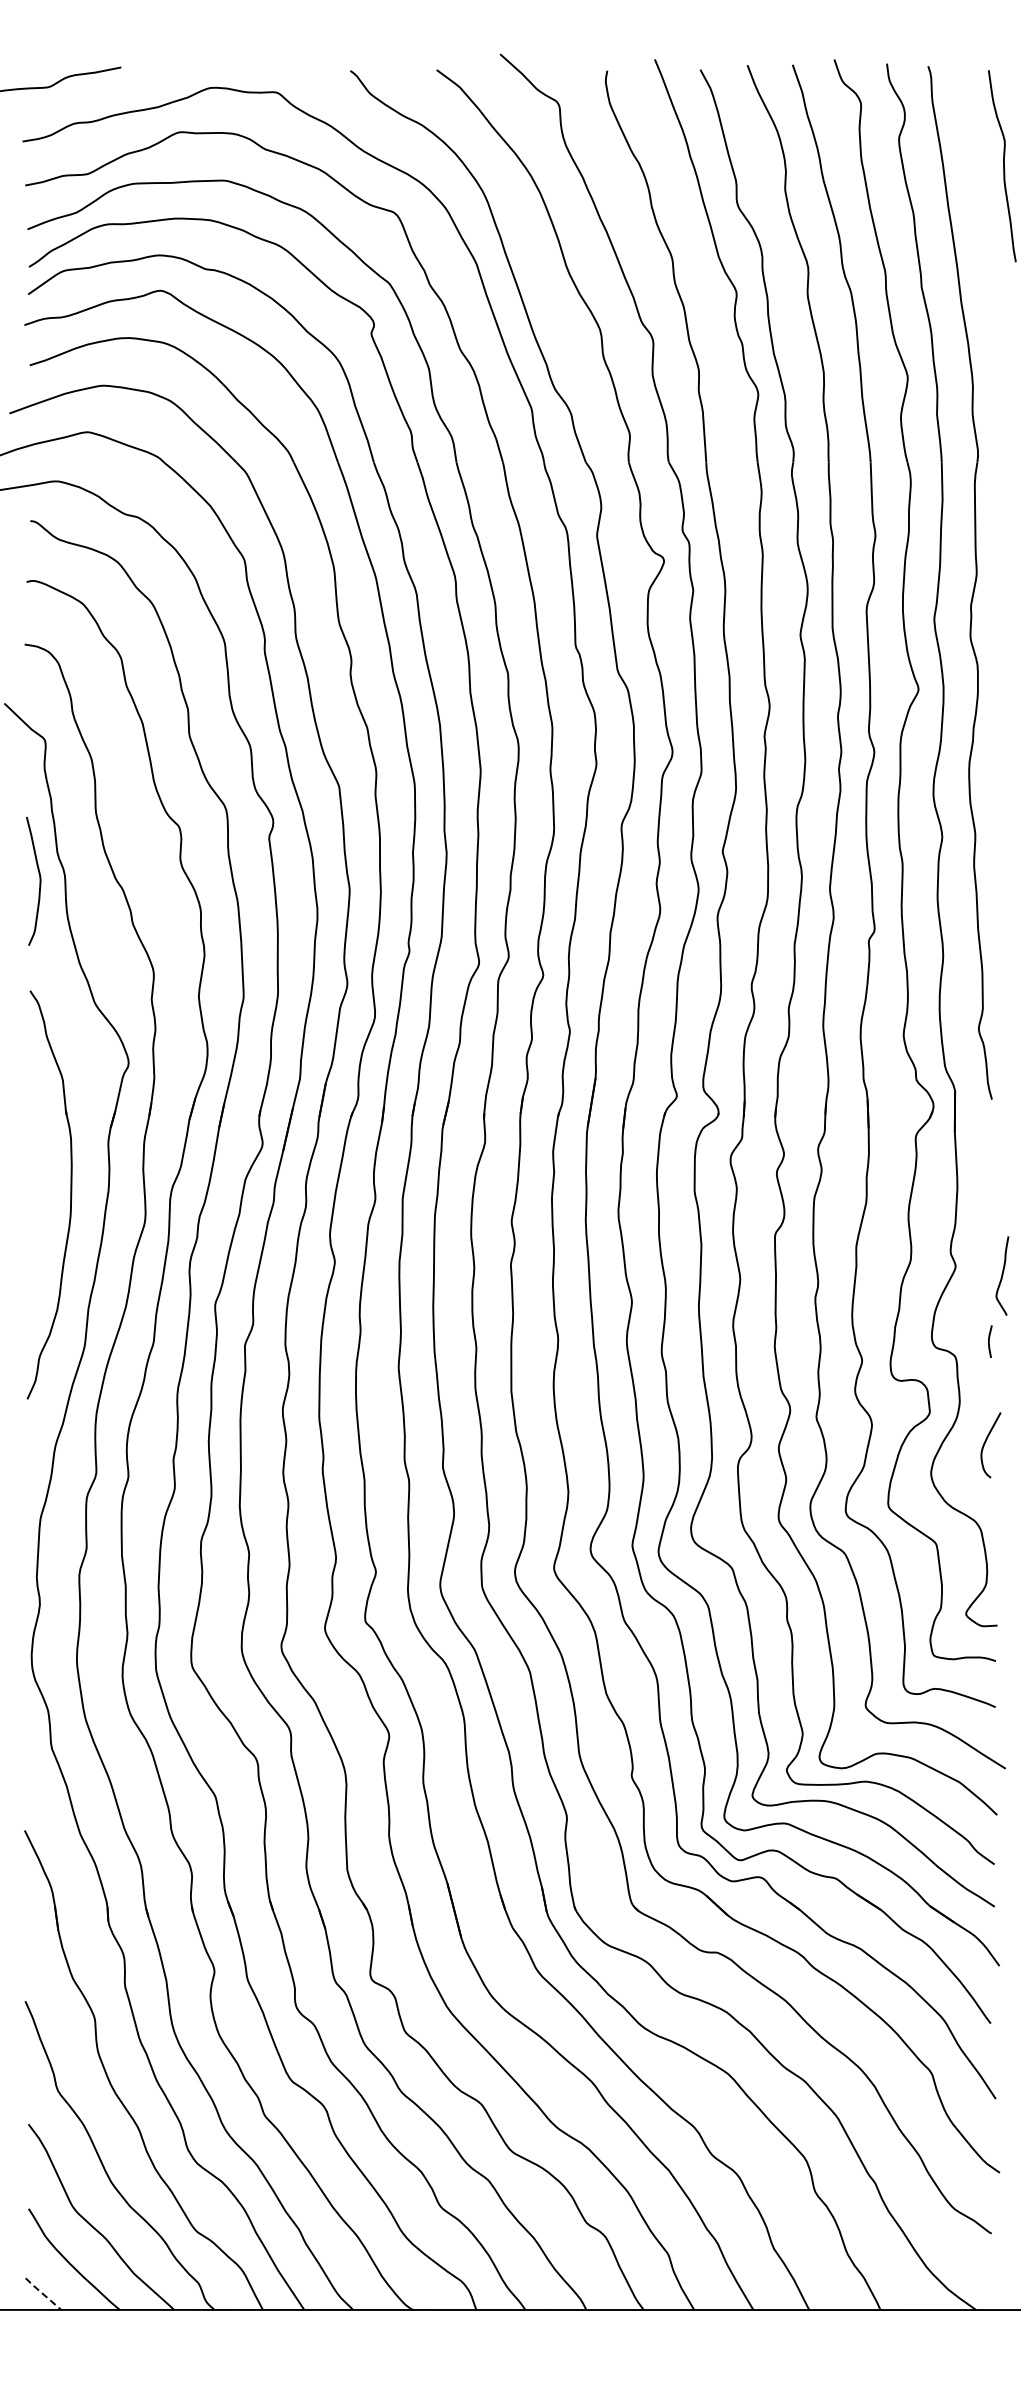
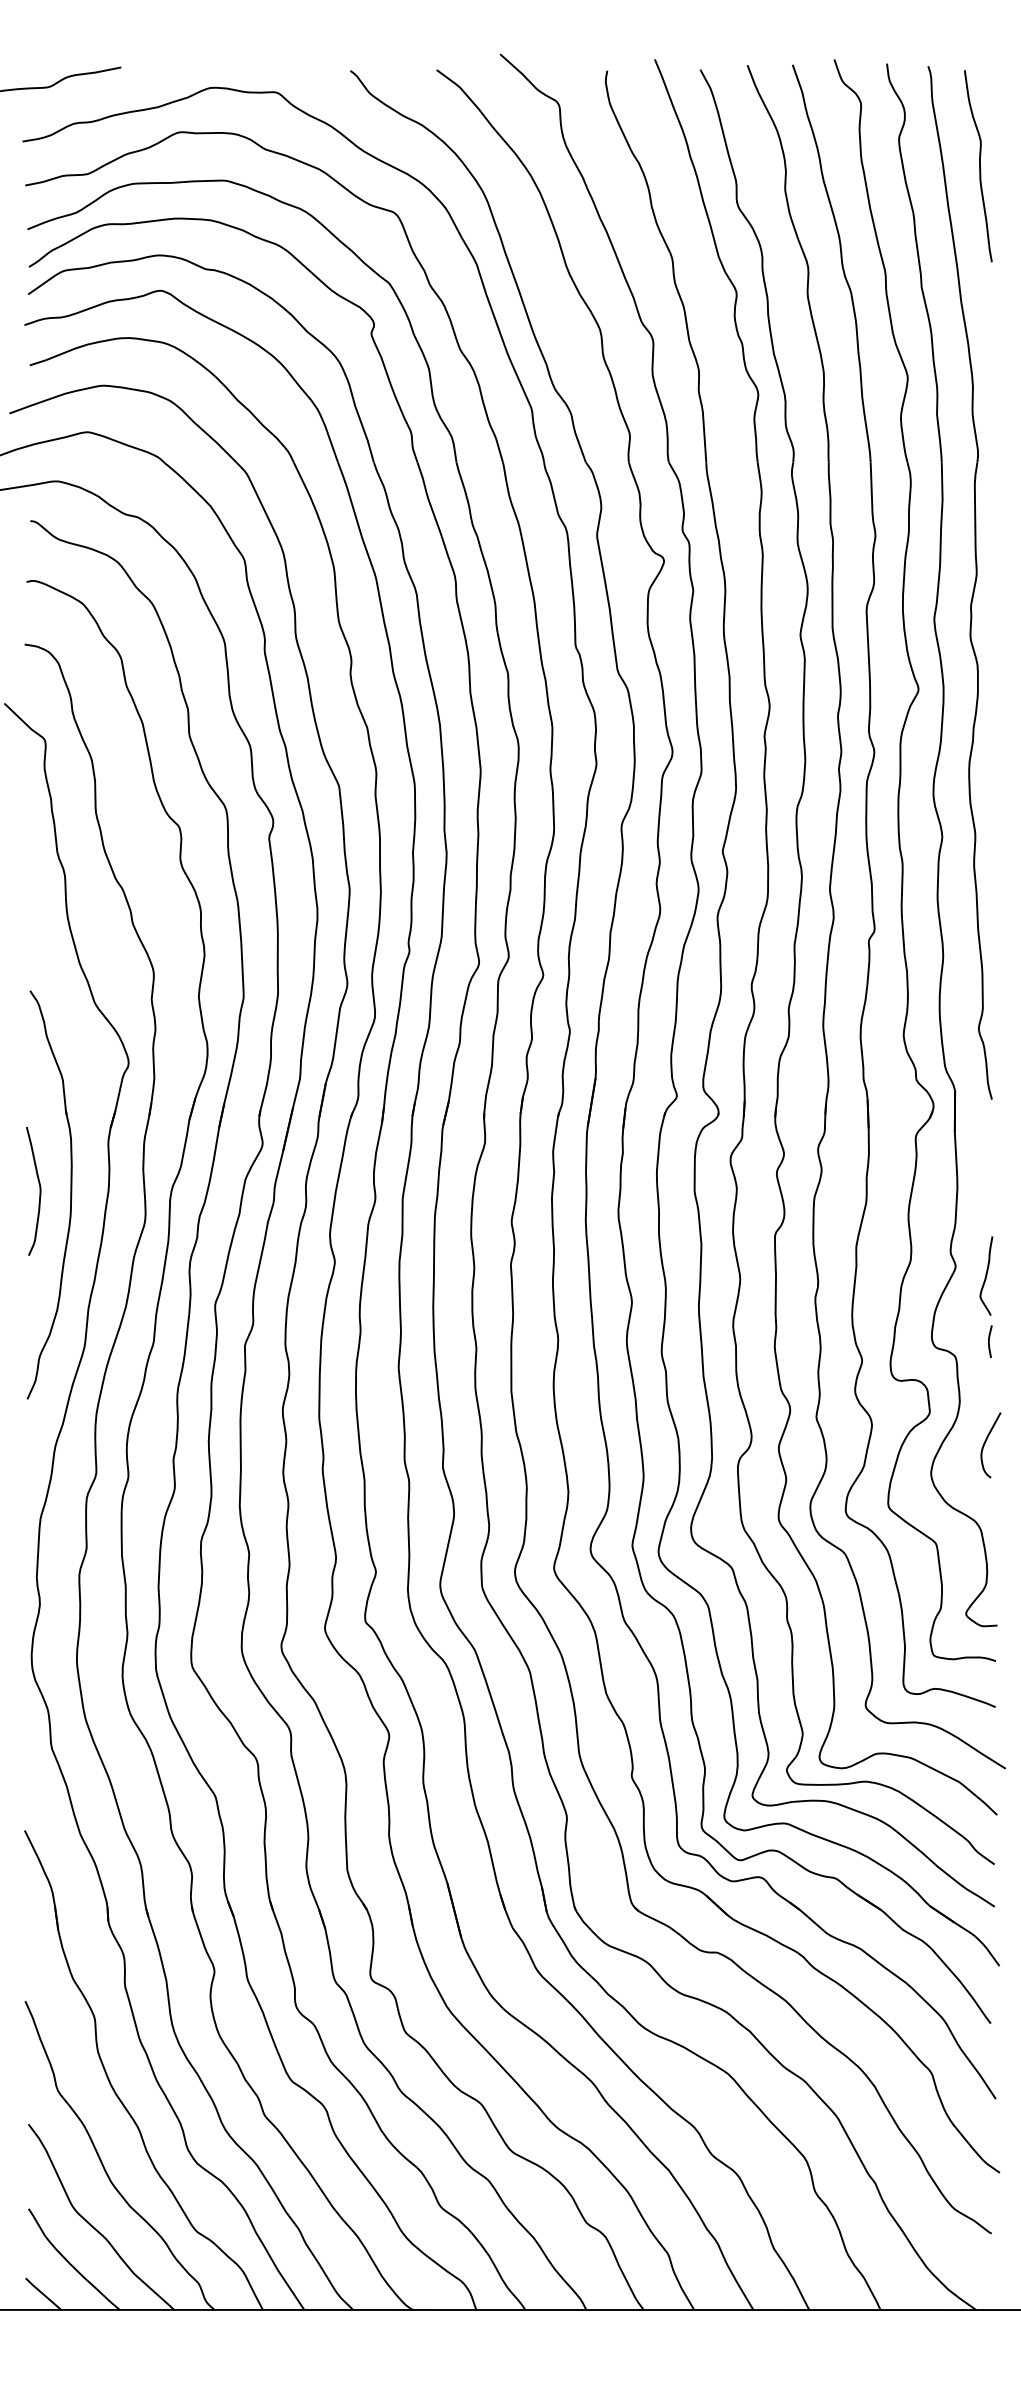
curve position: (1003, 166) -> (979, 166) (979, 166)
curve position: (39, 880) -> (39, 1190) (39, 1190)
curve position: (1002, 1275) -> (986, 1275) (986, 1275)
line: dashed -> solid (43, 2294)
